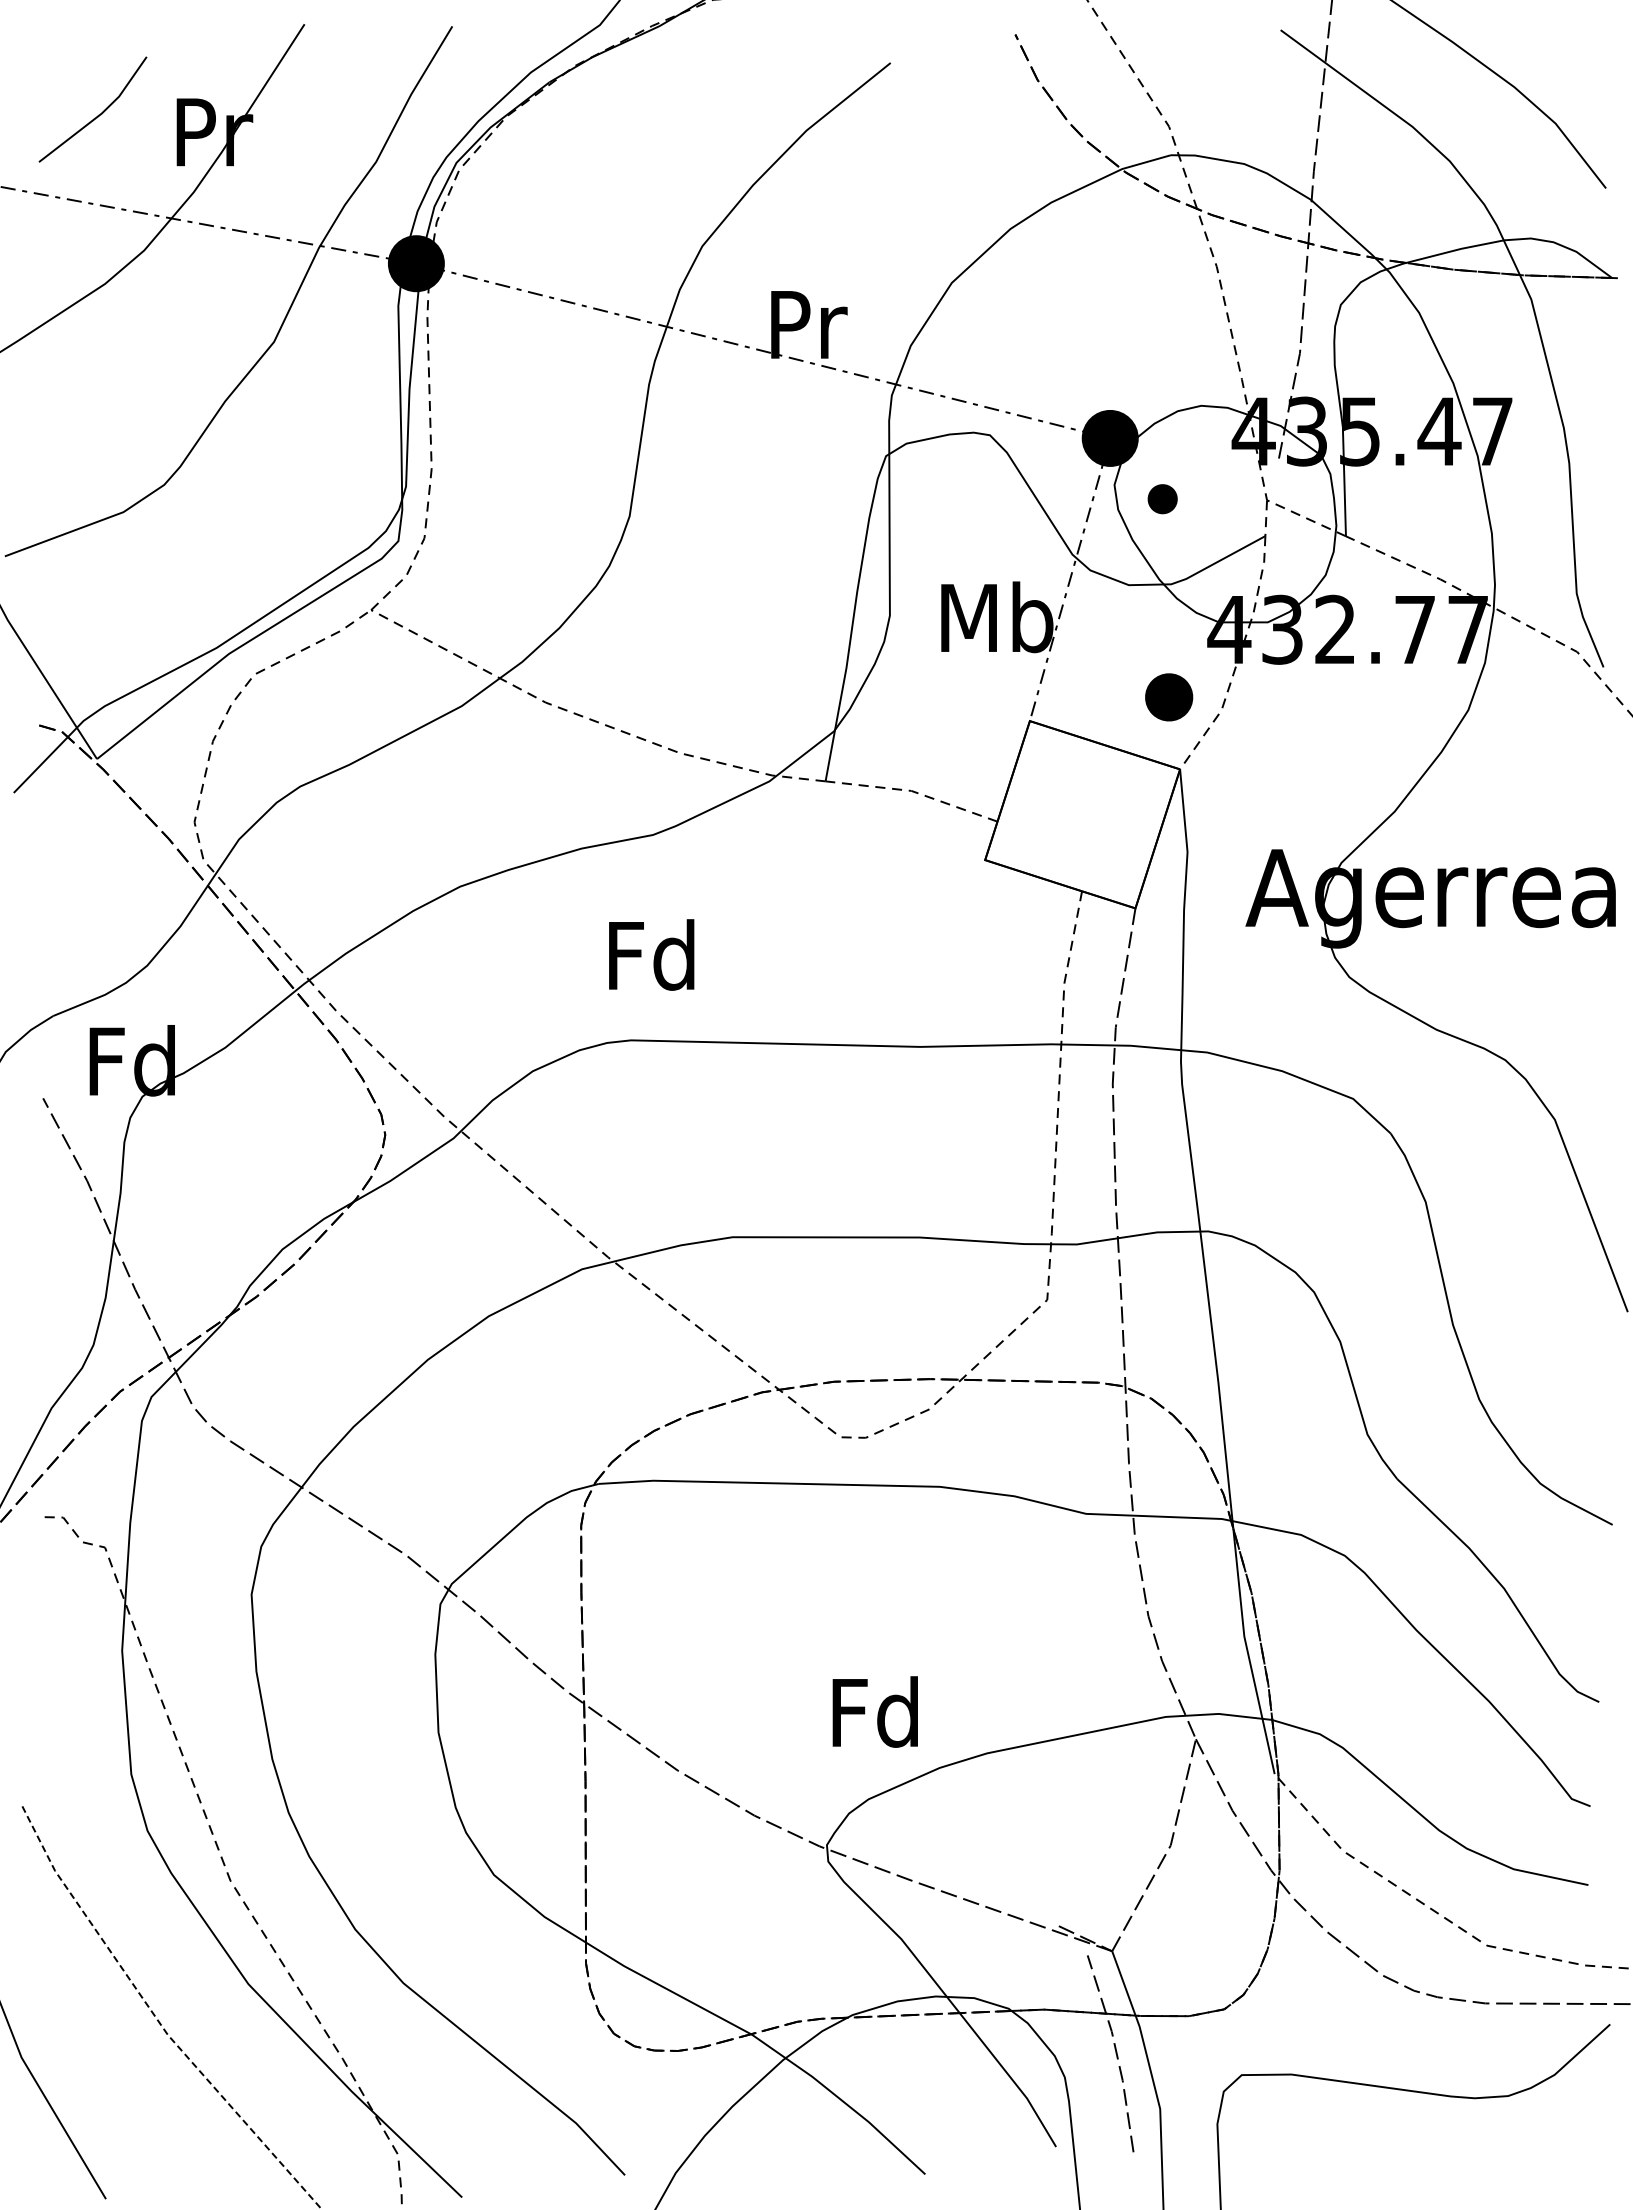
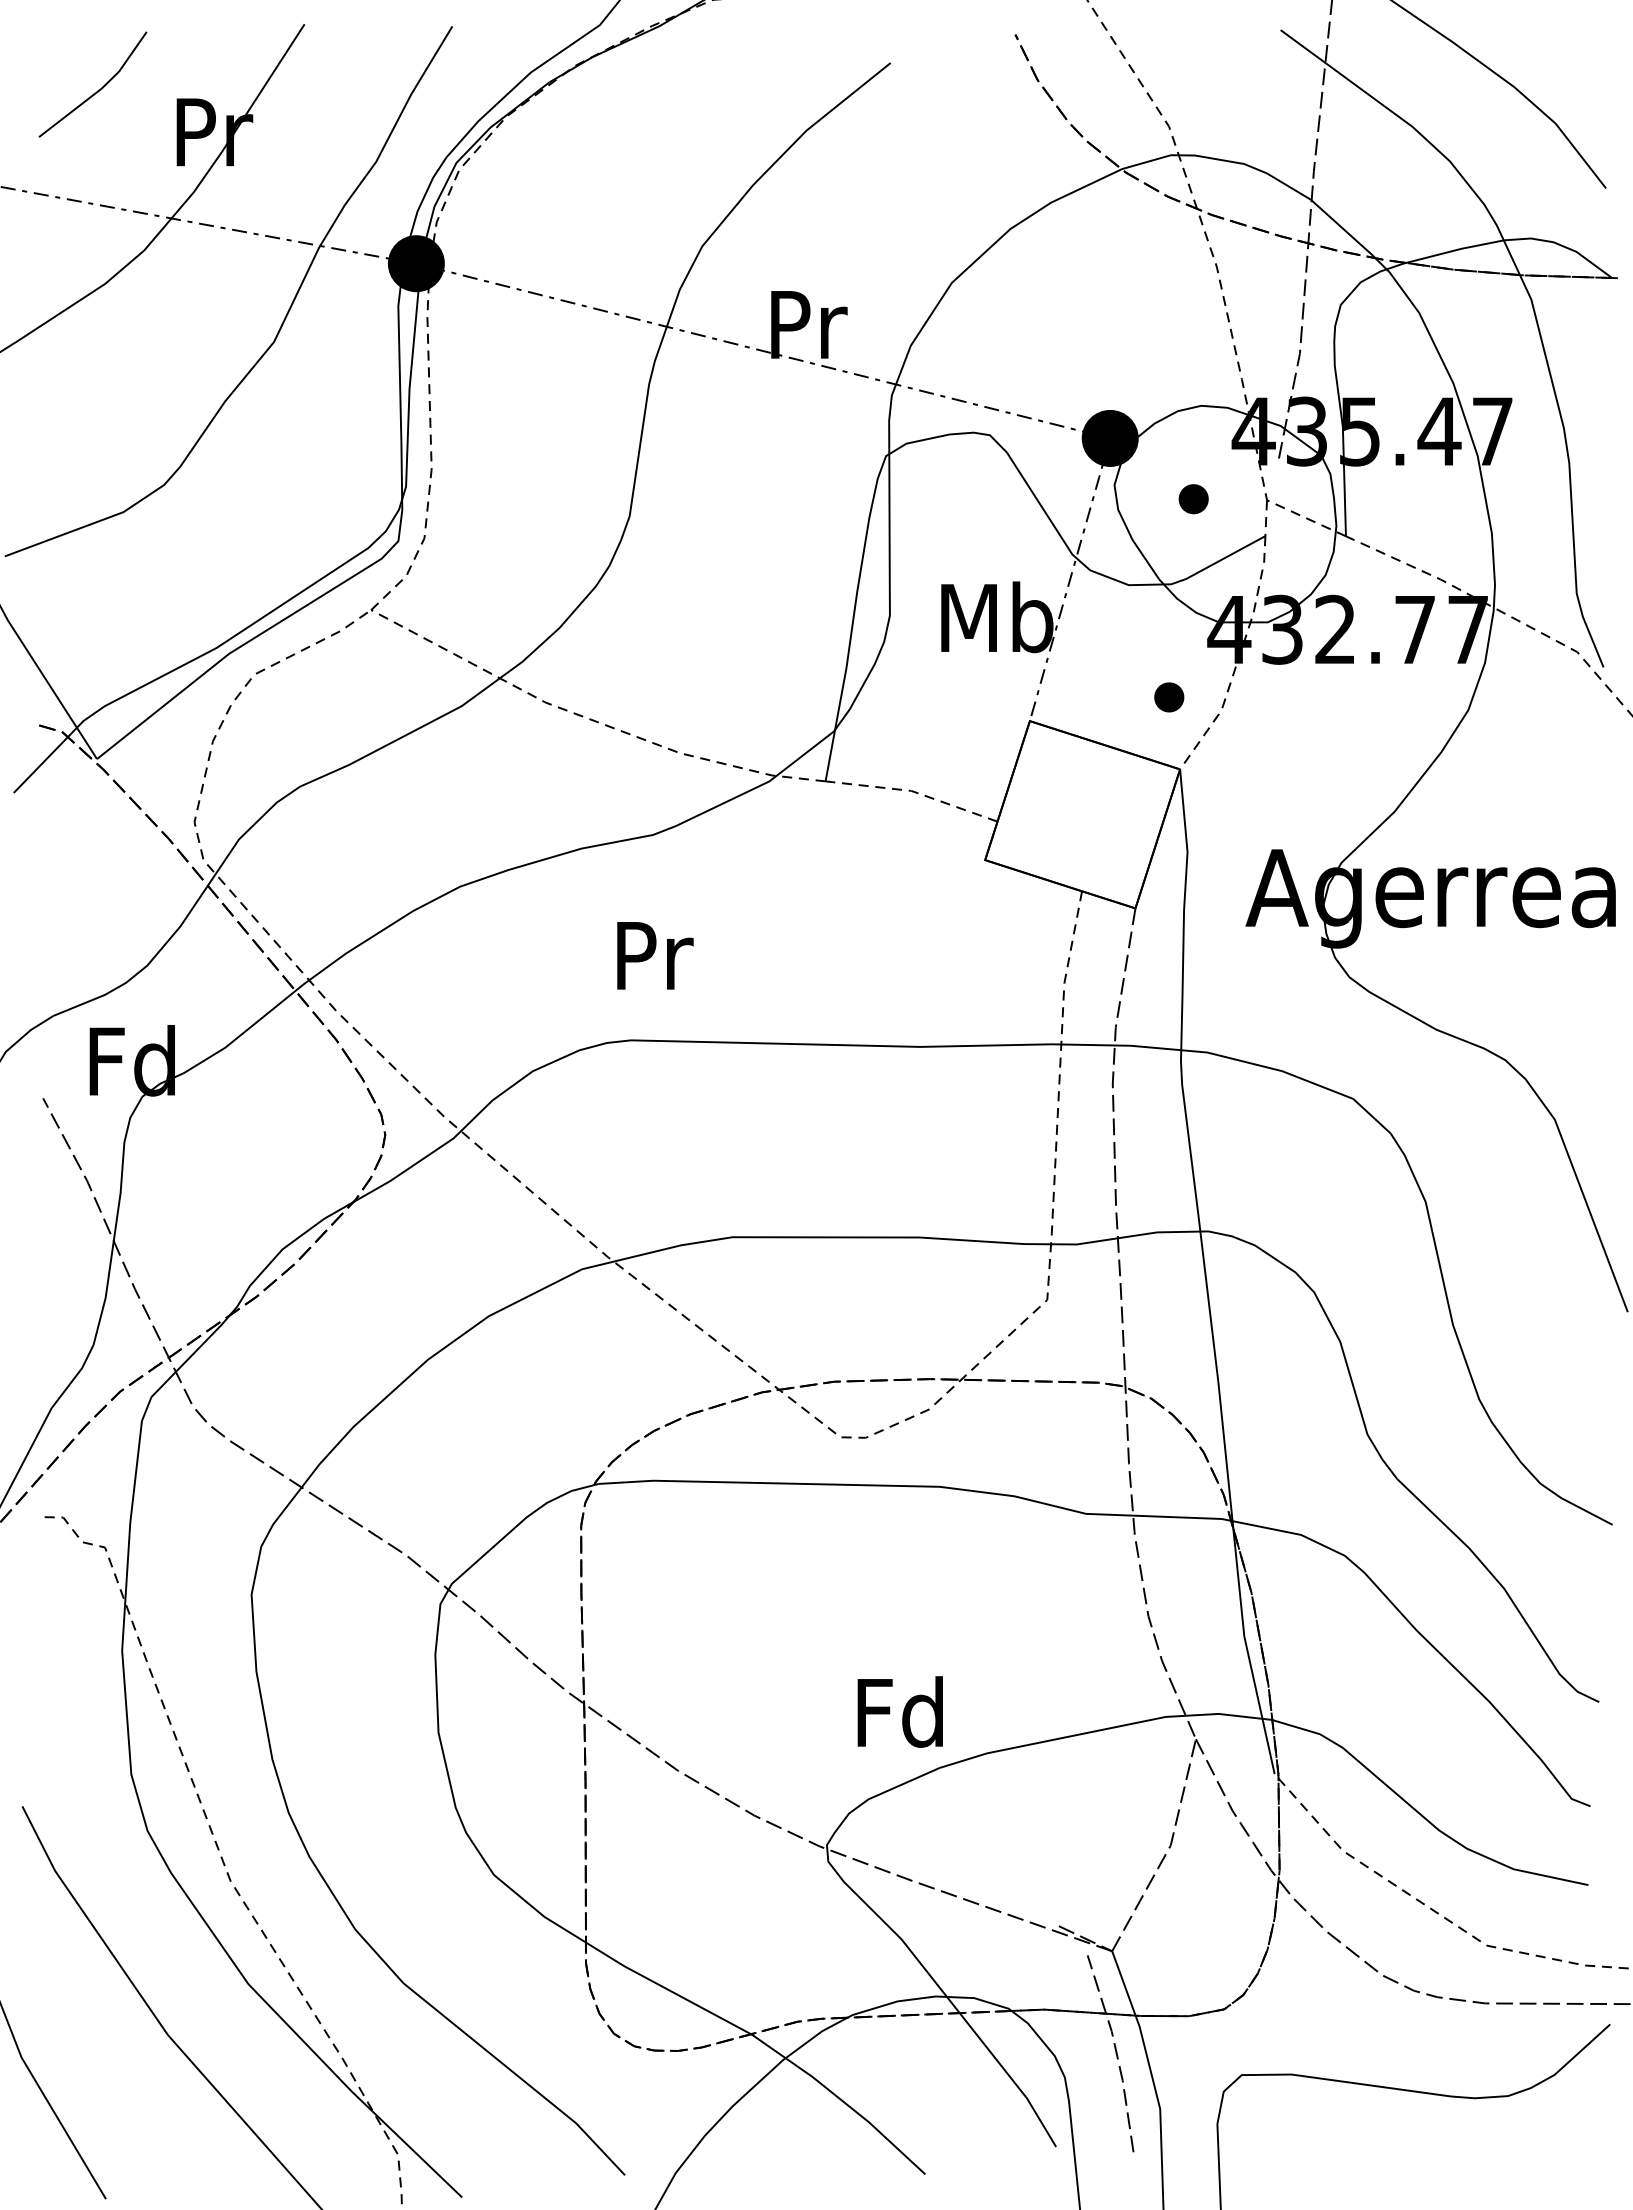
line position: (98, 114) -> (98, 89) (98, 89)
part position: (1162, 499) -> (1193, 499) (1193, 499)
part size: 49x49 px -> 31x31 px (1169, 697)
text: Fd -> Pr (651, 954)
text position: (874, 1711) -> (899, 1711) (899, 1711)
line: dashed -> solid (156, 2018)
